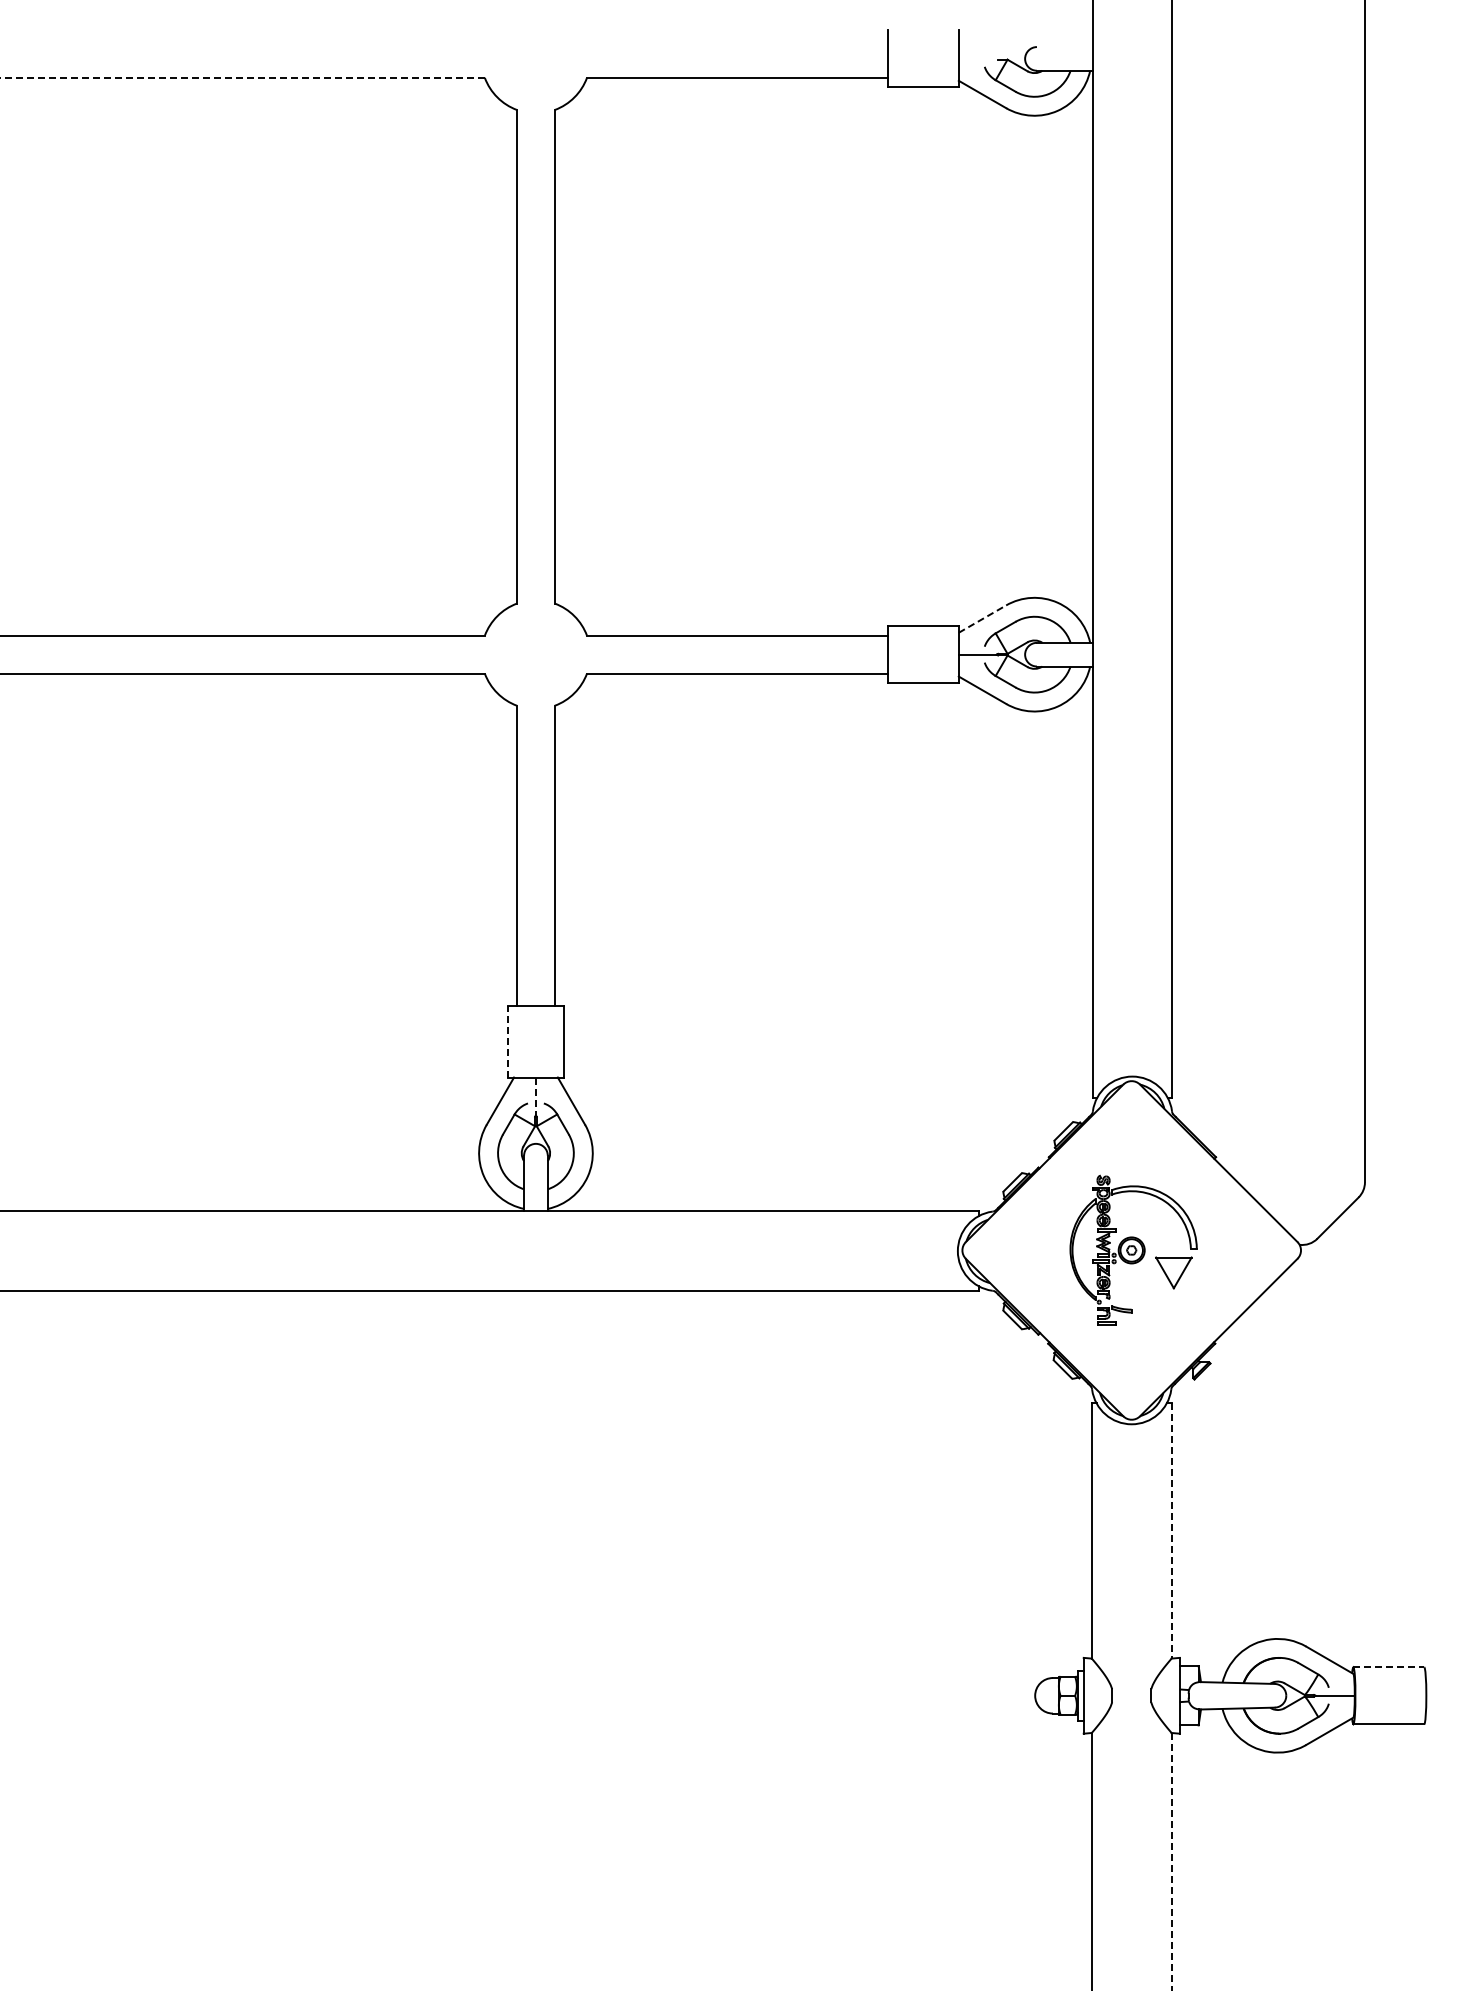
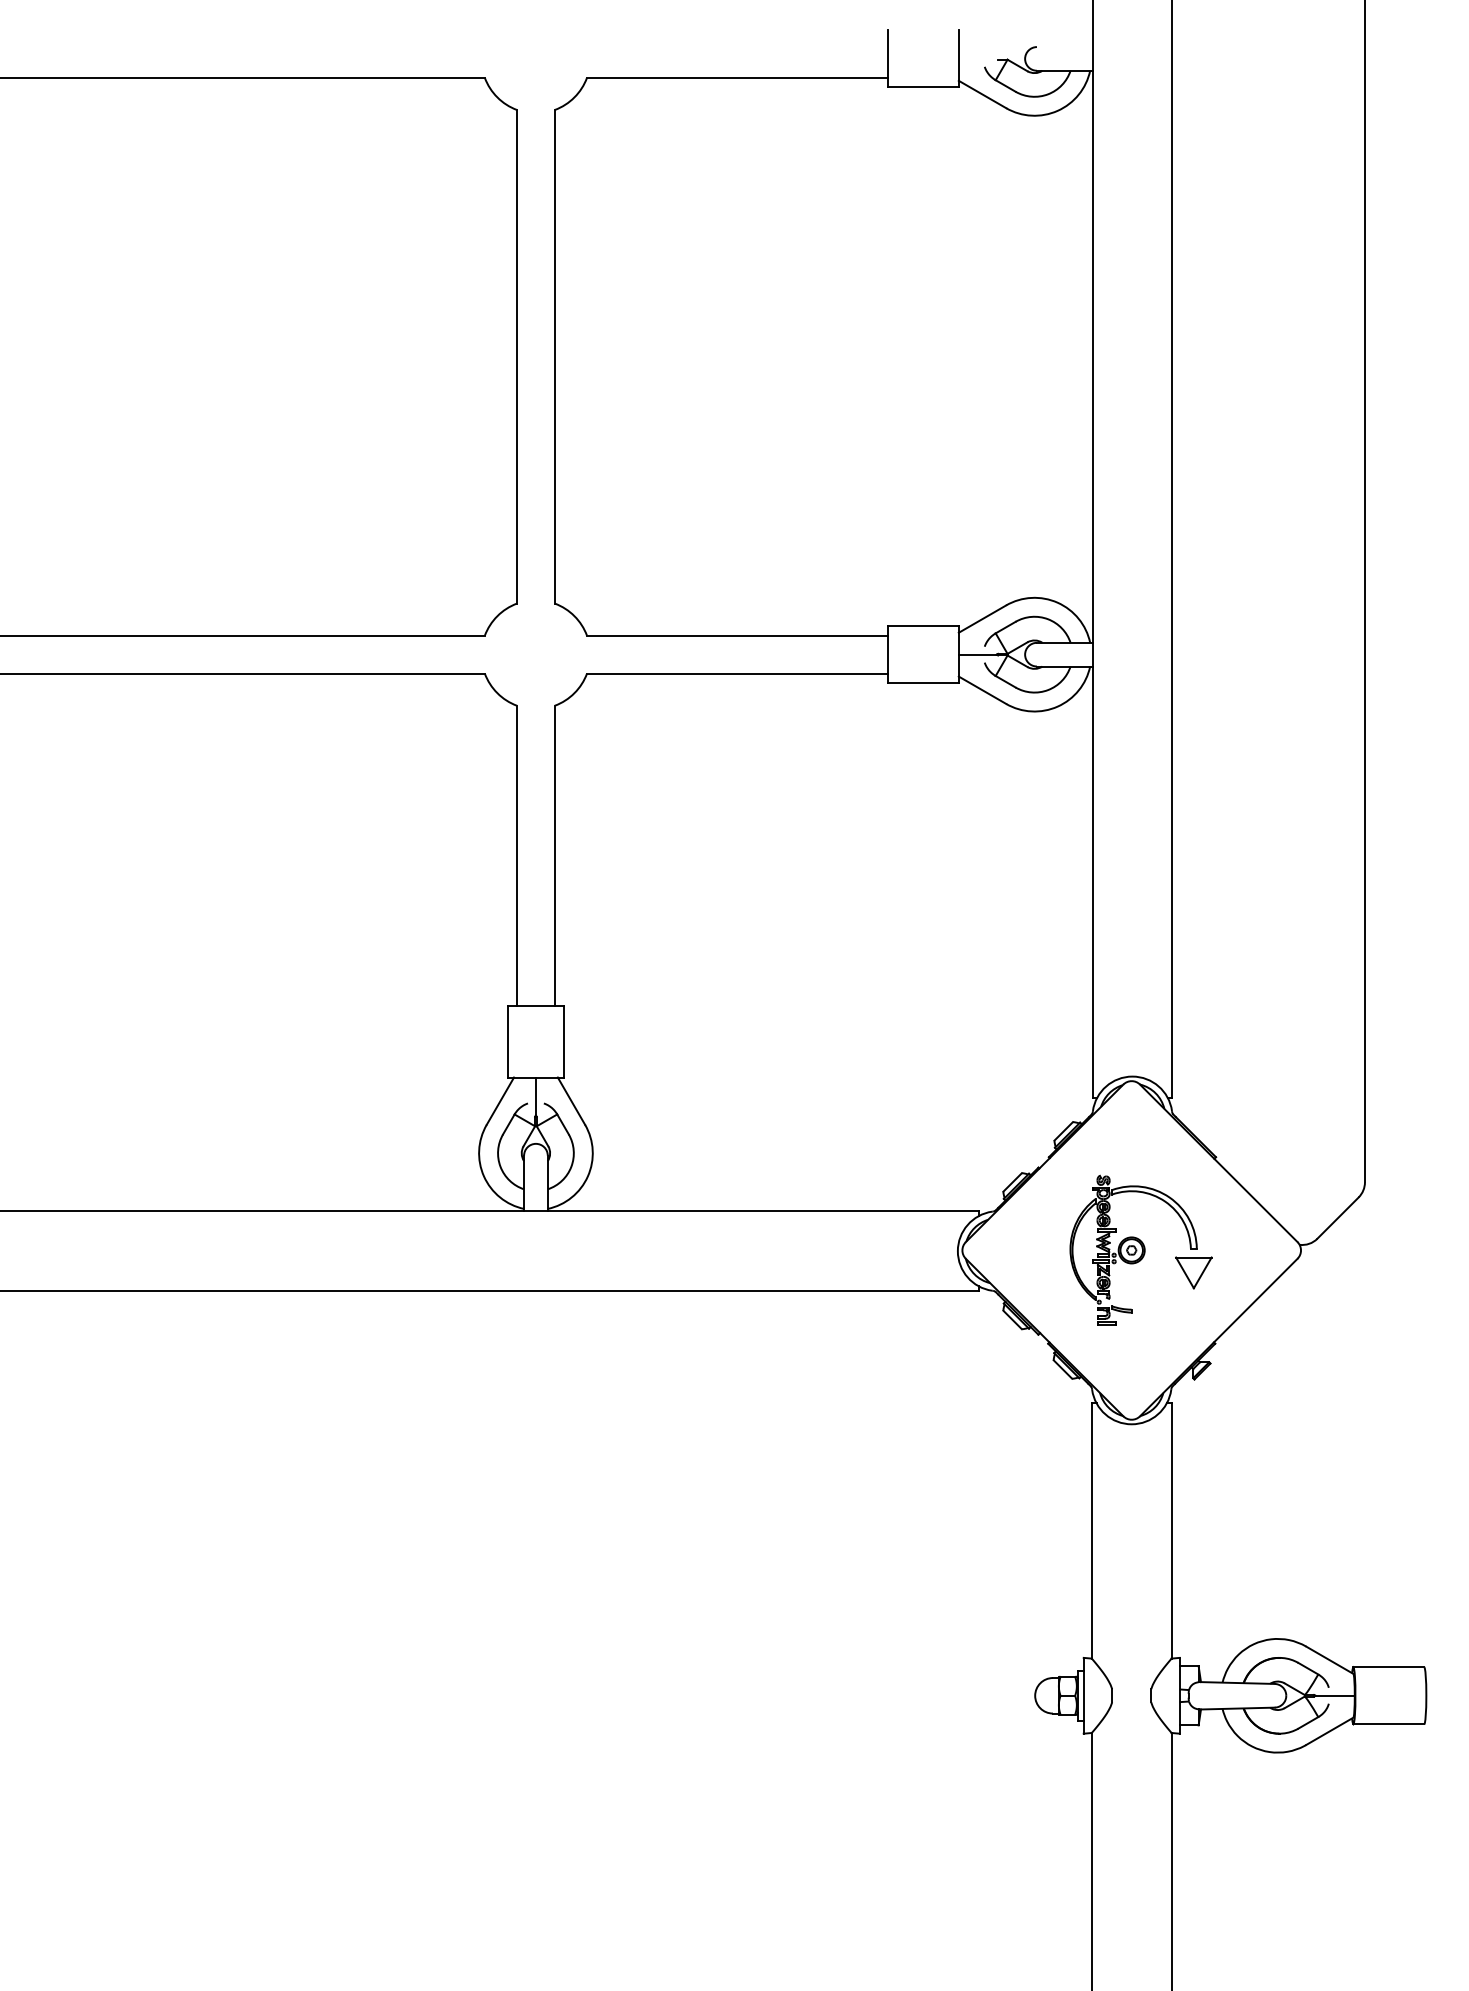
line: dashed -> solid (242, 77)
line: dashed -> solid (982, 618)
line: dashed -> solid (507, 1041)
line: dashed -> solid (535, 1096)
part position: (1173, 1272) -> (1193, 1272) (1193, 1272)
line: dashed -> solid (1171, 1530)
line: dashed -> solid (1389, 1667)
line: dashed -> solid (1171, 1861)
